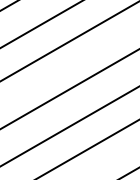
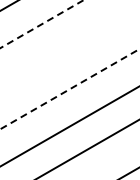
line: solid -> dashed (42, 24)
line: present -> none (69, 41)
line: solid -> dashed (70, 88)
